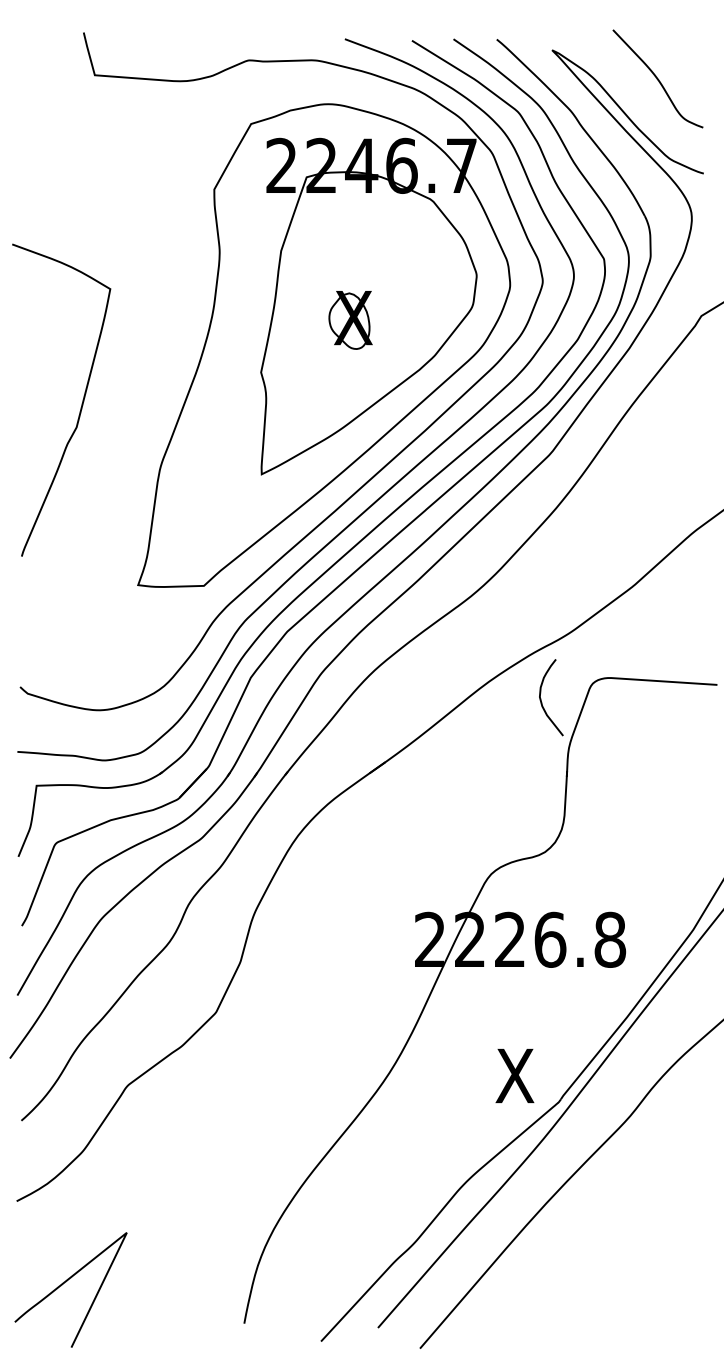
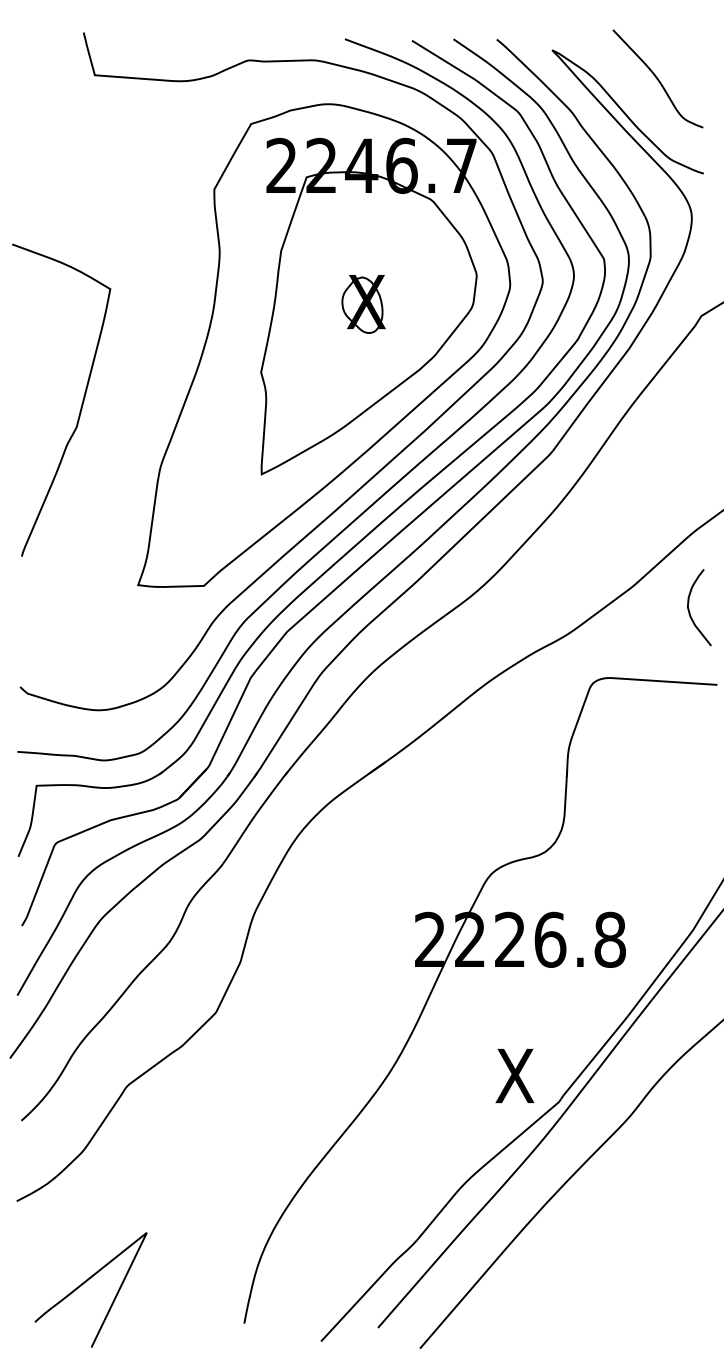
part position: (350, 320) -> (363, 304) (363, 304)
curve position: (541, 698) -> (689, 608) (689, 608)
curve position: (66, 1282) -> (86, 1282) (86, 1282)
